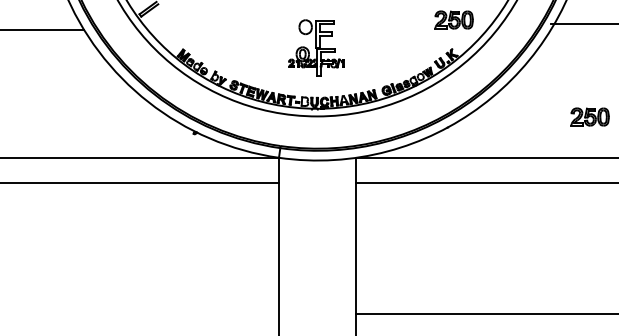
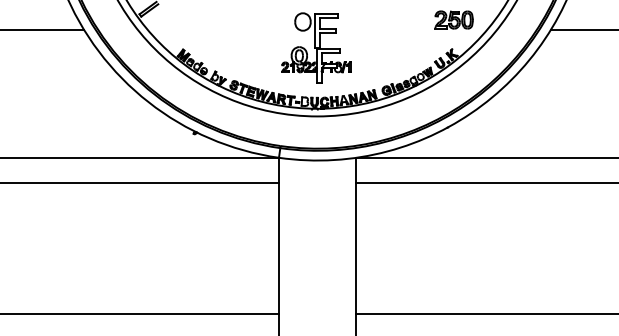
line position: (582, 24) -> (582, 30) (582, 30)
part size: 57x58 px -> 71x72 px (316, 47)
part: present -> none (589, 116)
line: none -> present (140, 313)
